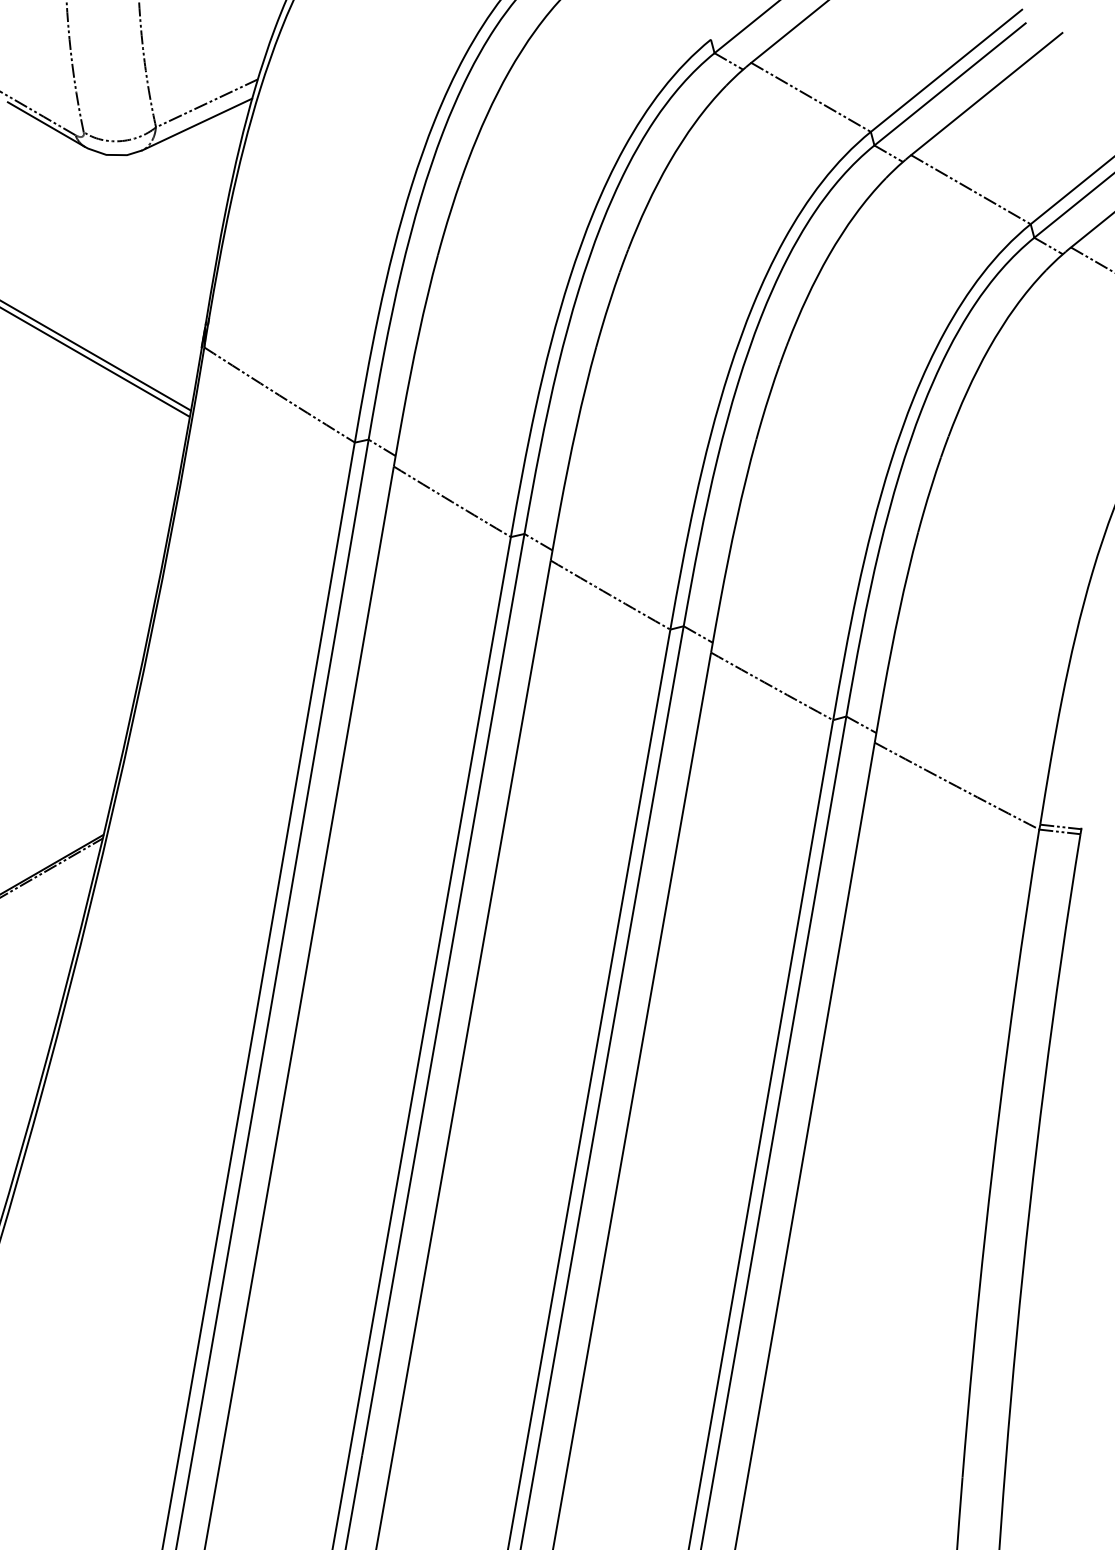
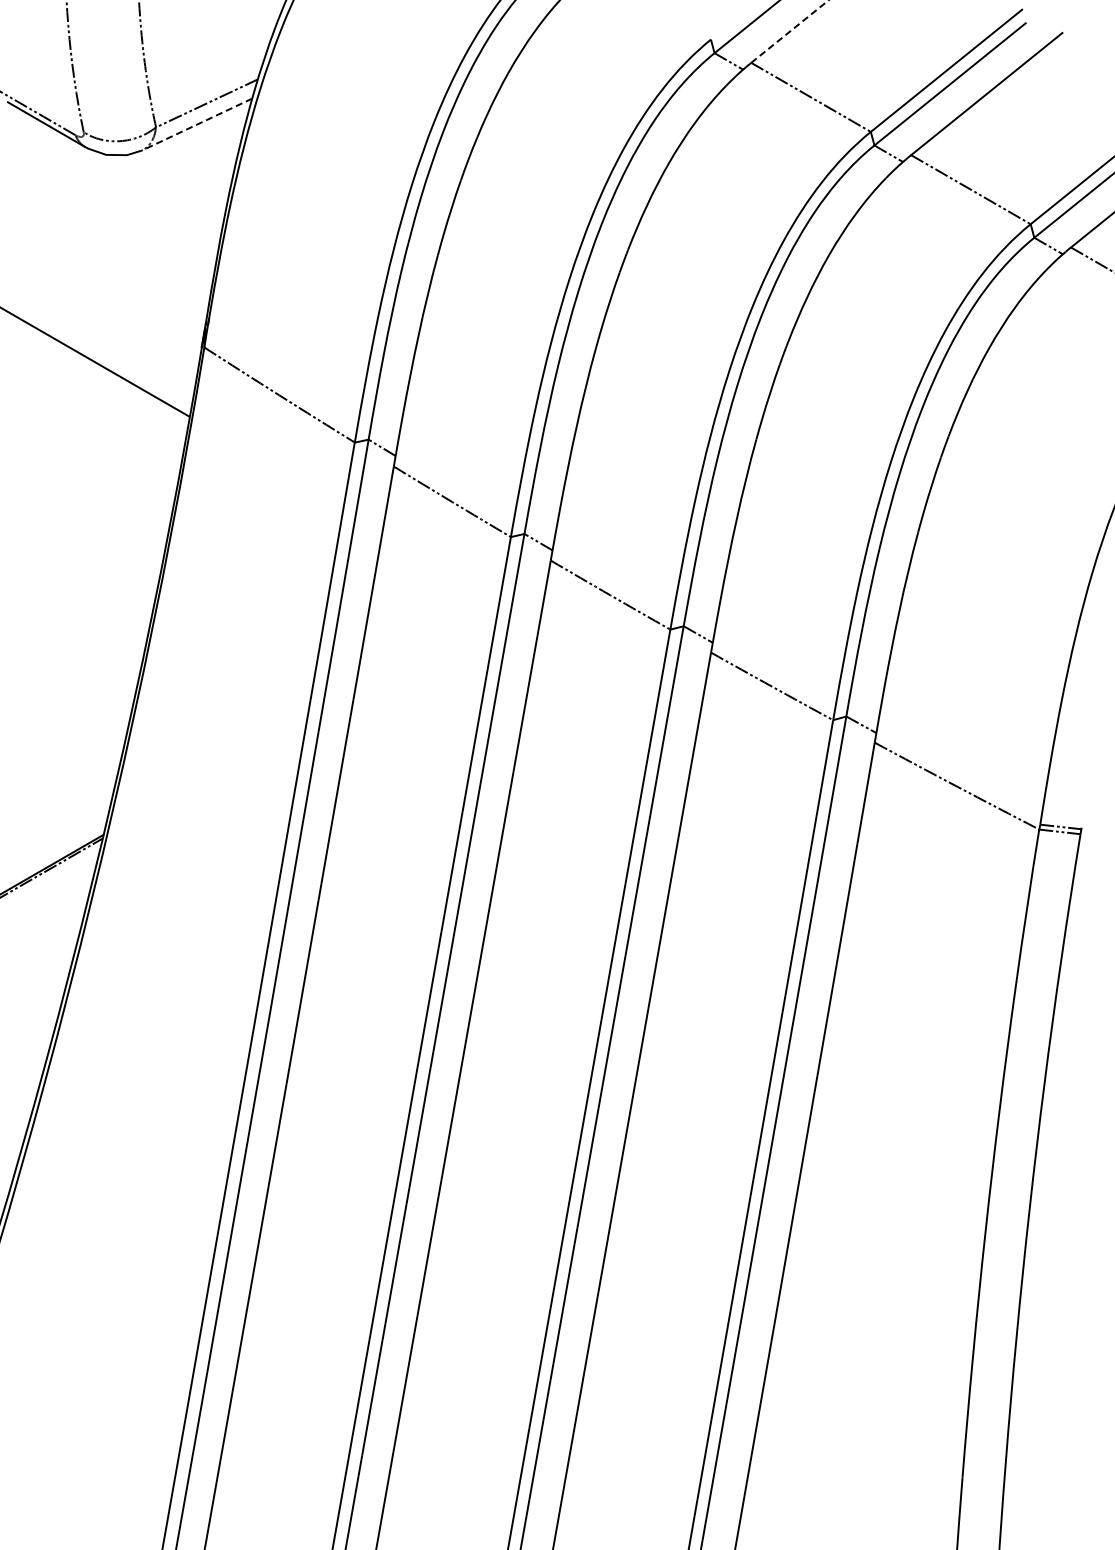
line: solid -> dashed (790, 31)
line: solid -> dashed (197, 124)
line: present -> none (96, 355)
